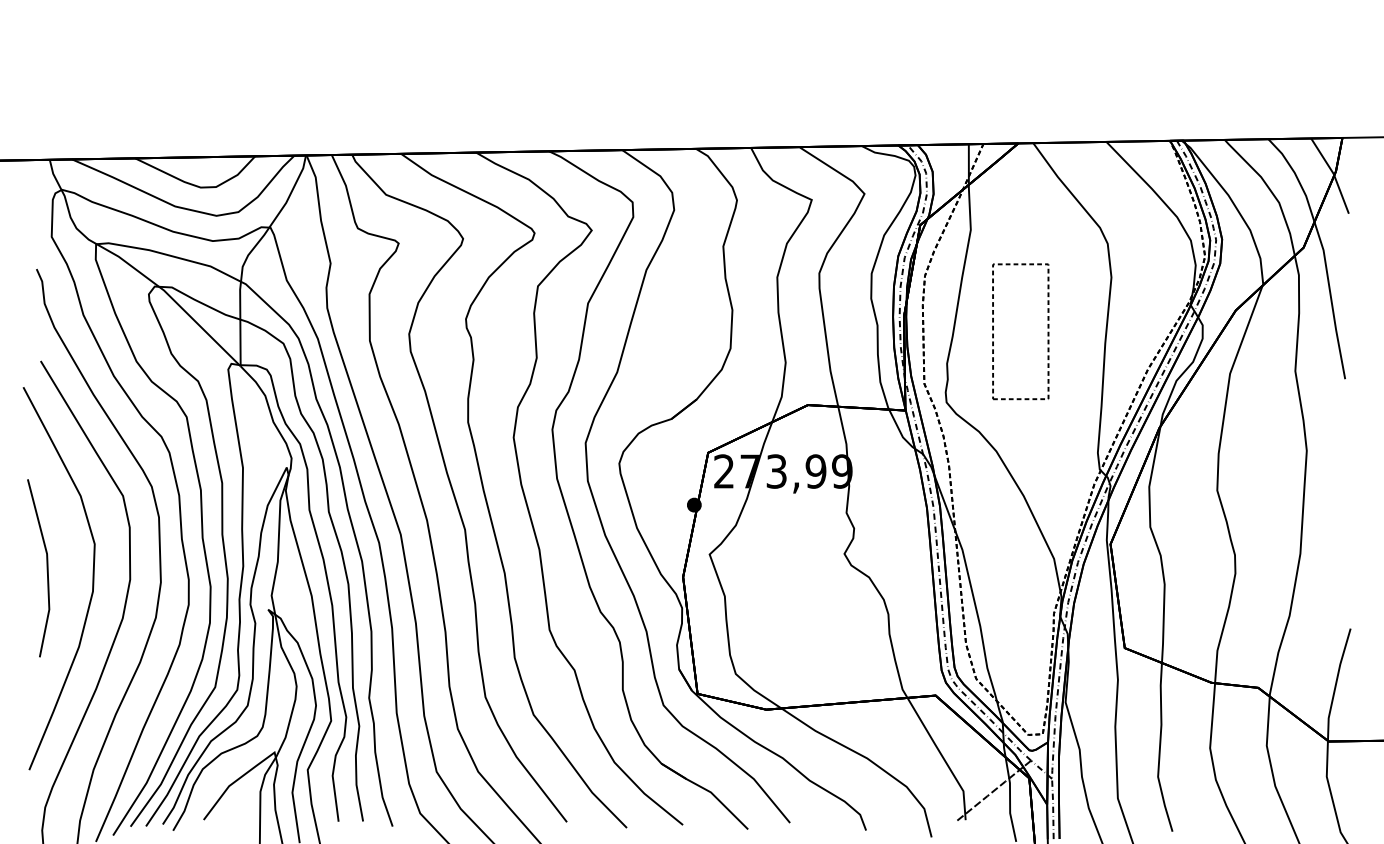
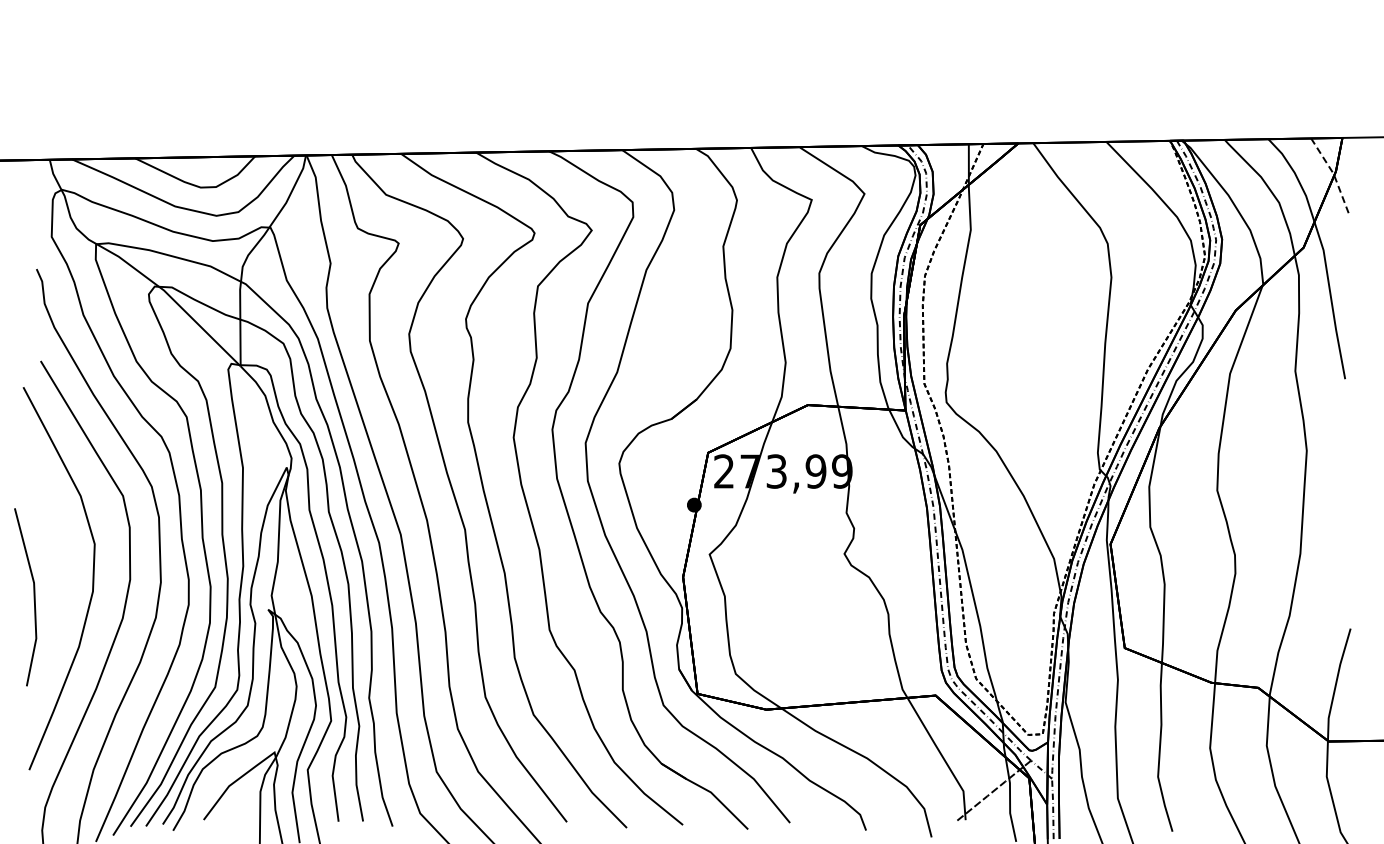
line: solid -> dashed (1333, 173)
part: present -> none (993, 330)
line position: (46, 568) -> (33, 597) (33, 597)
